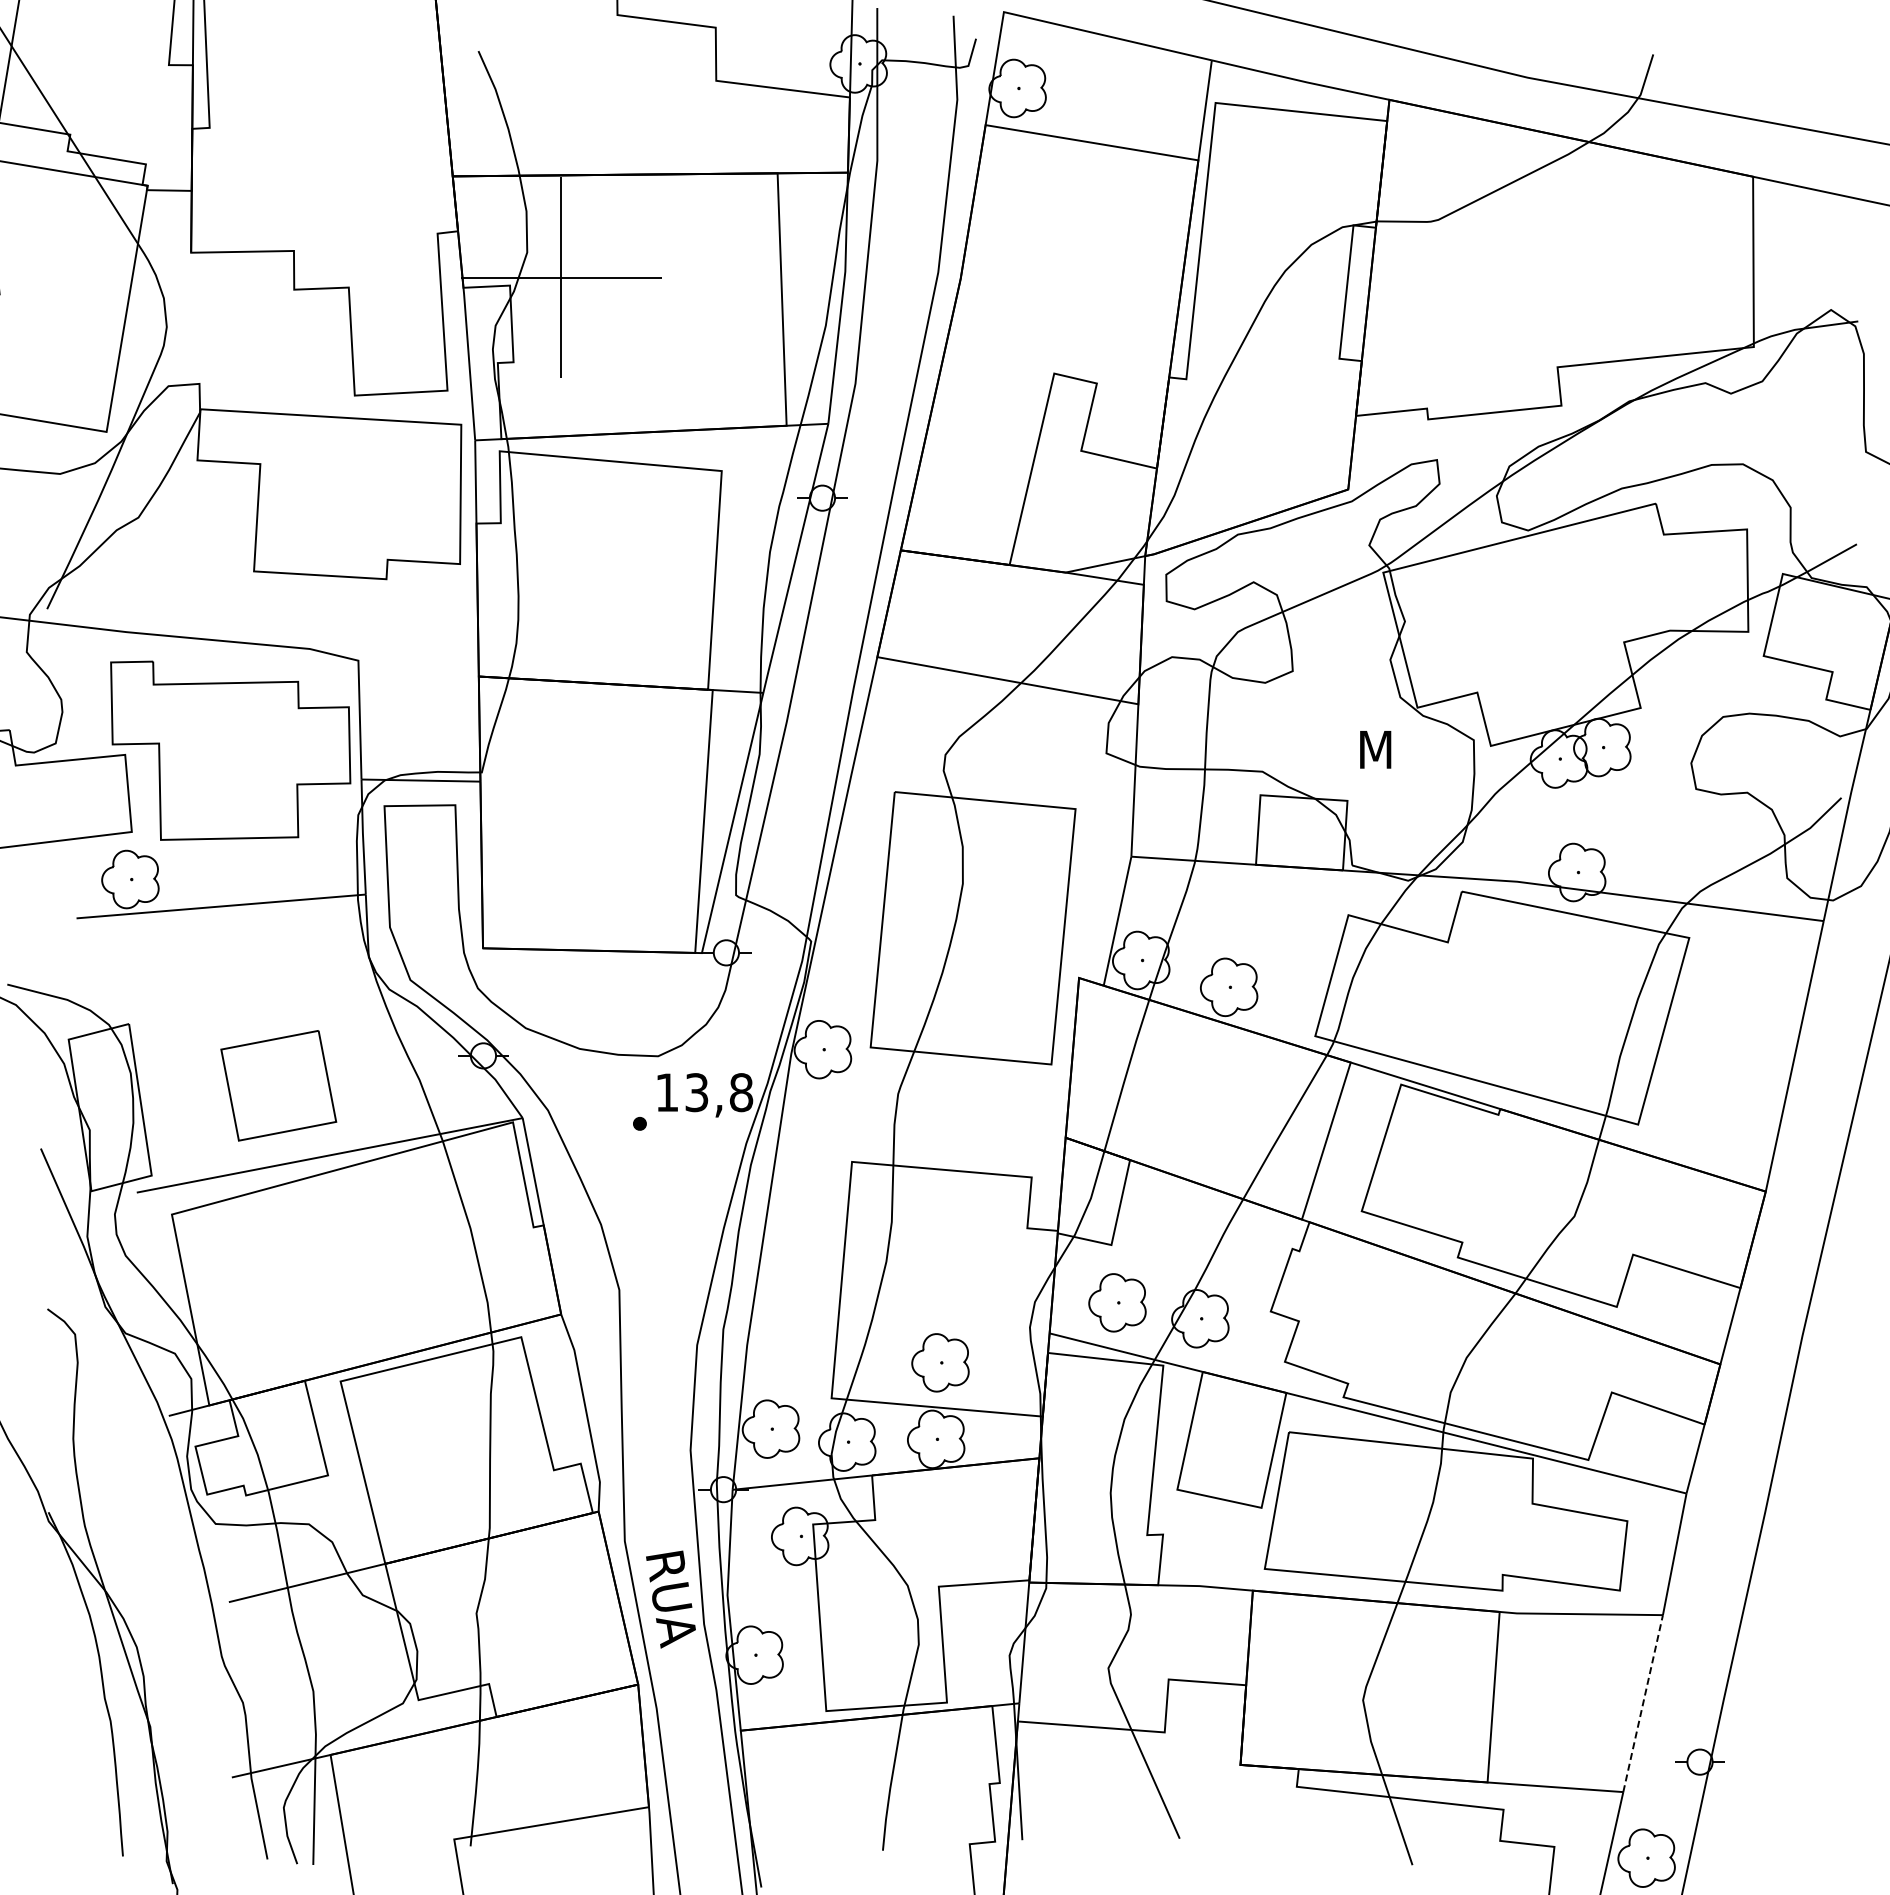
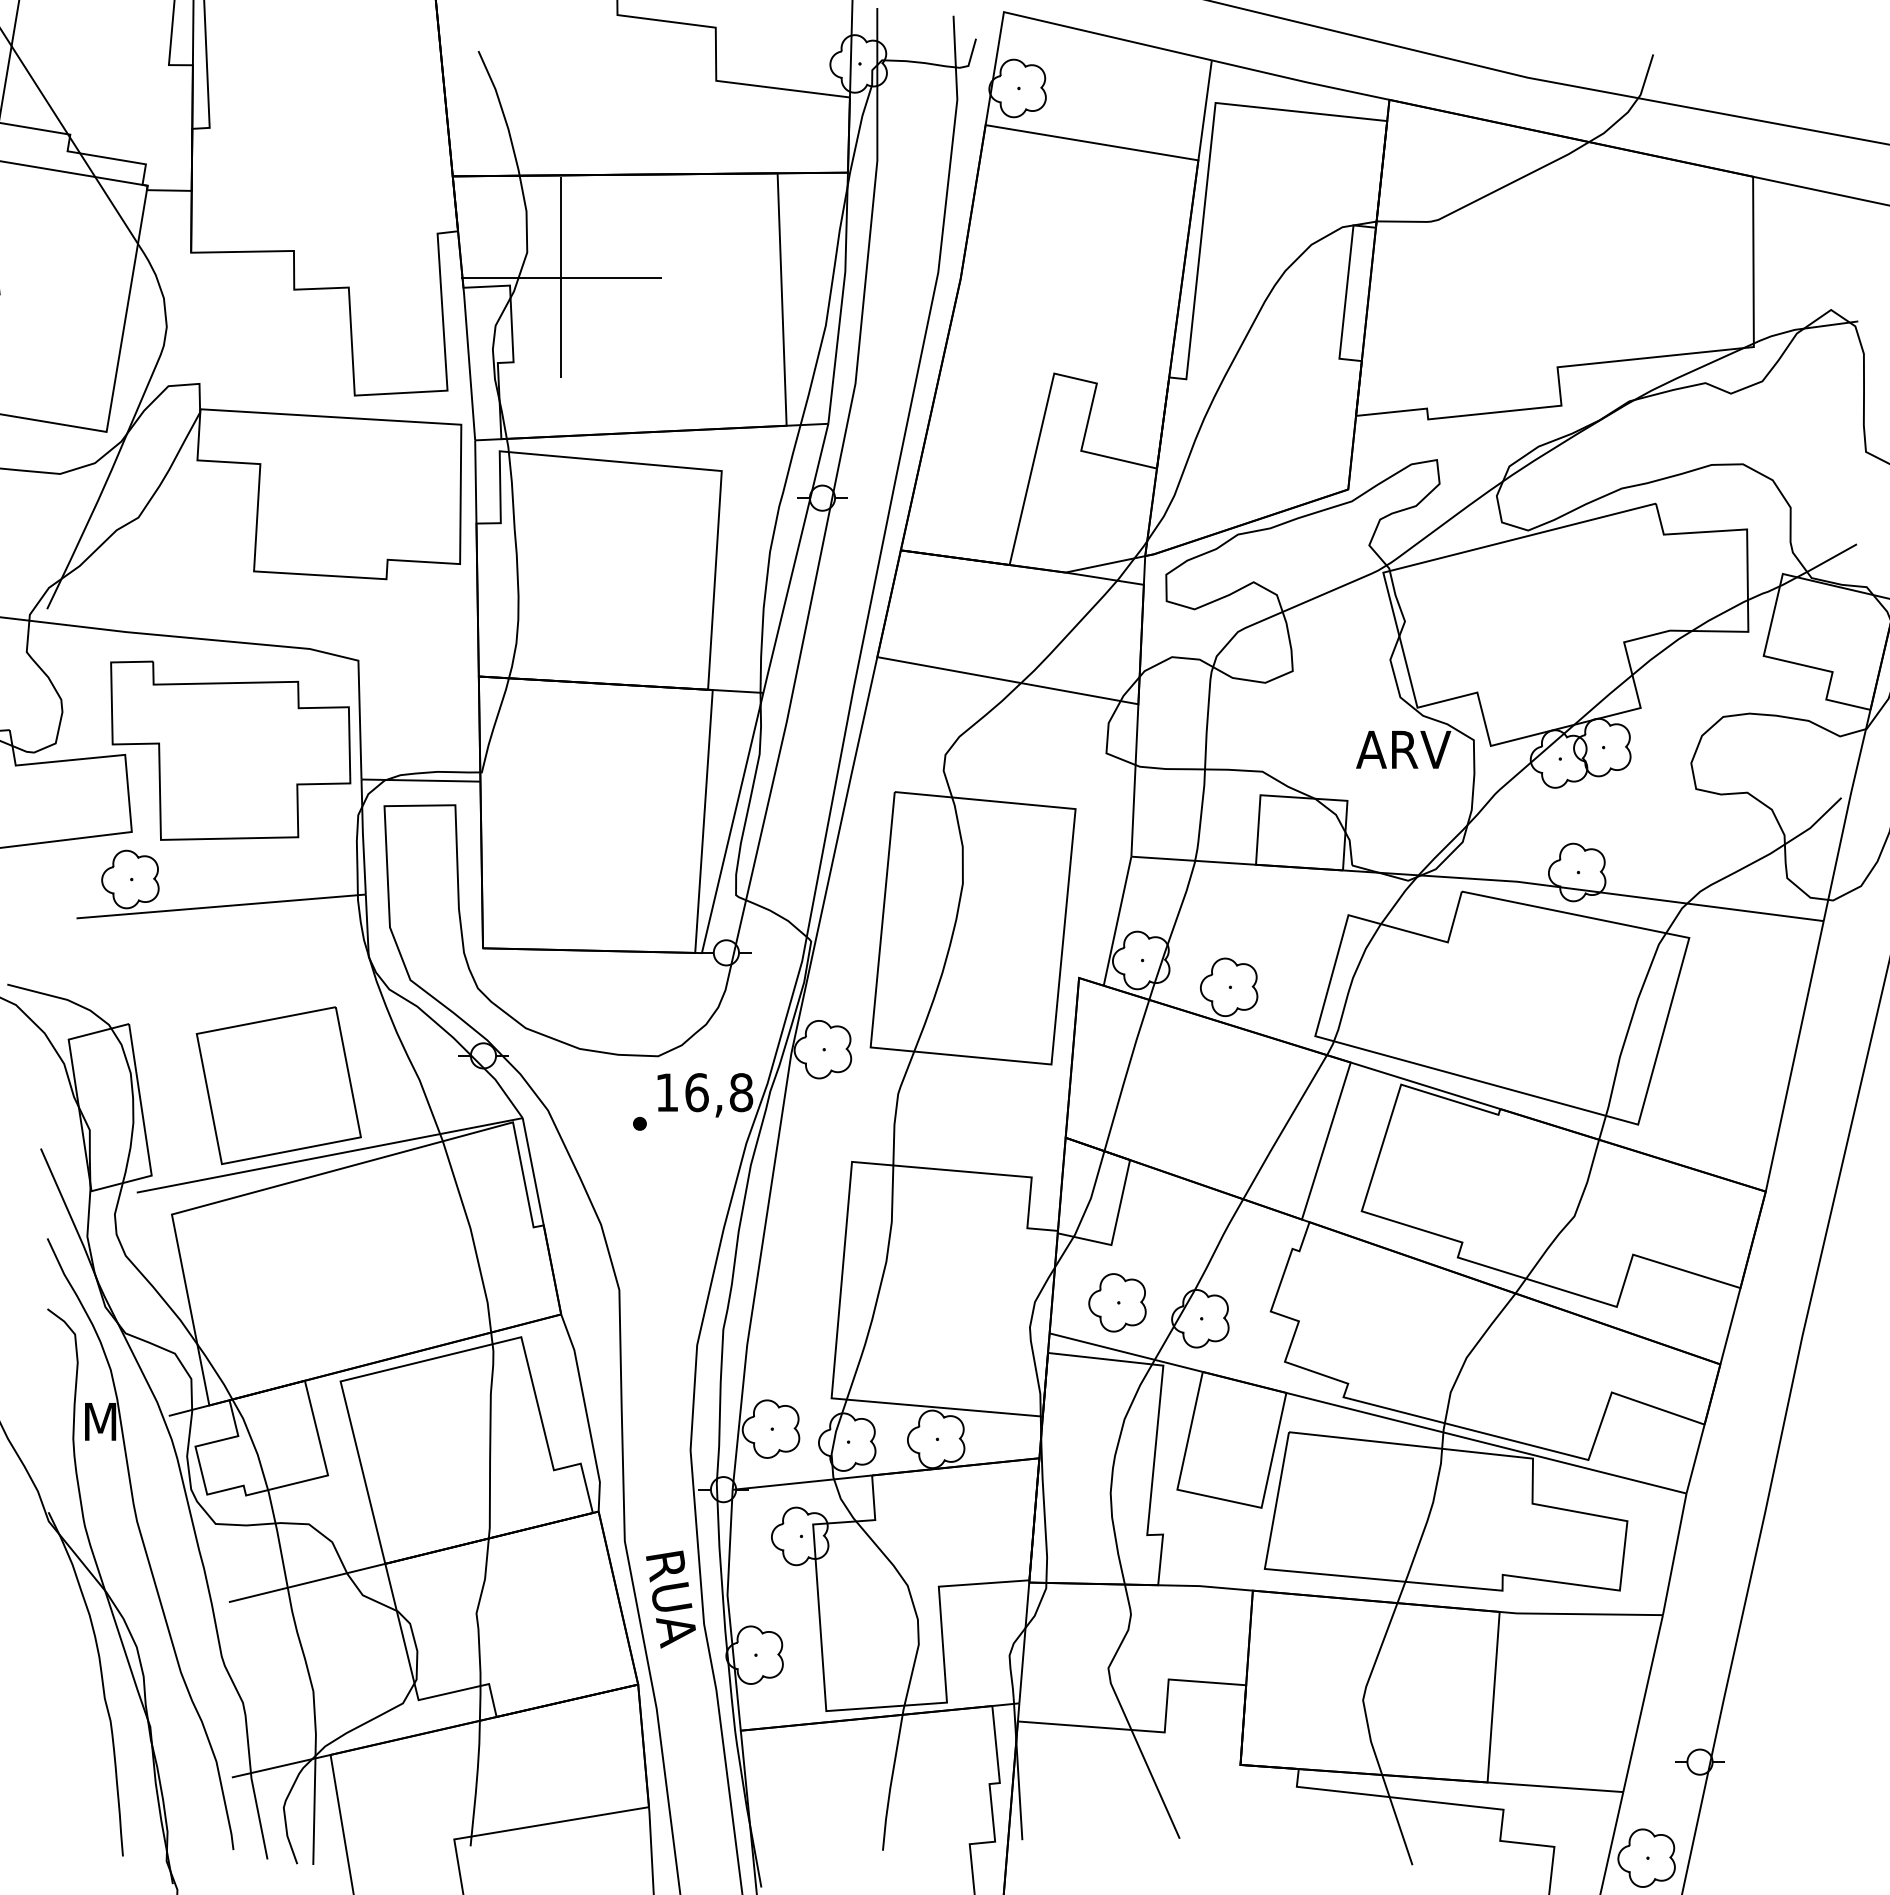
text: M -> ARV (1403, 749)
part size: 118x112 px -> 167x160 px (278, 1085)
text: 13,8 -> 16,8 (696, 1092)
part: present -> none (940, 1362)
part: none -> present (140, 1544)
line: dashed -> solid (1643, 1703)
